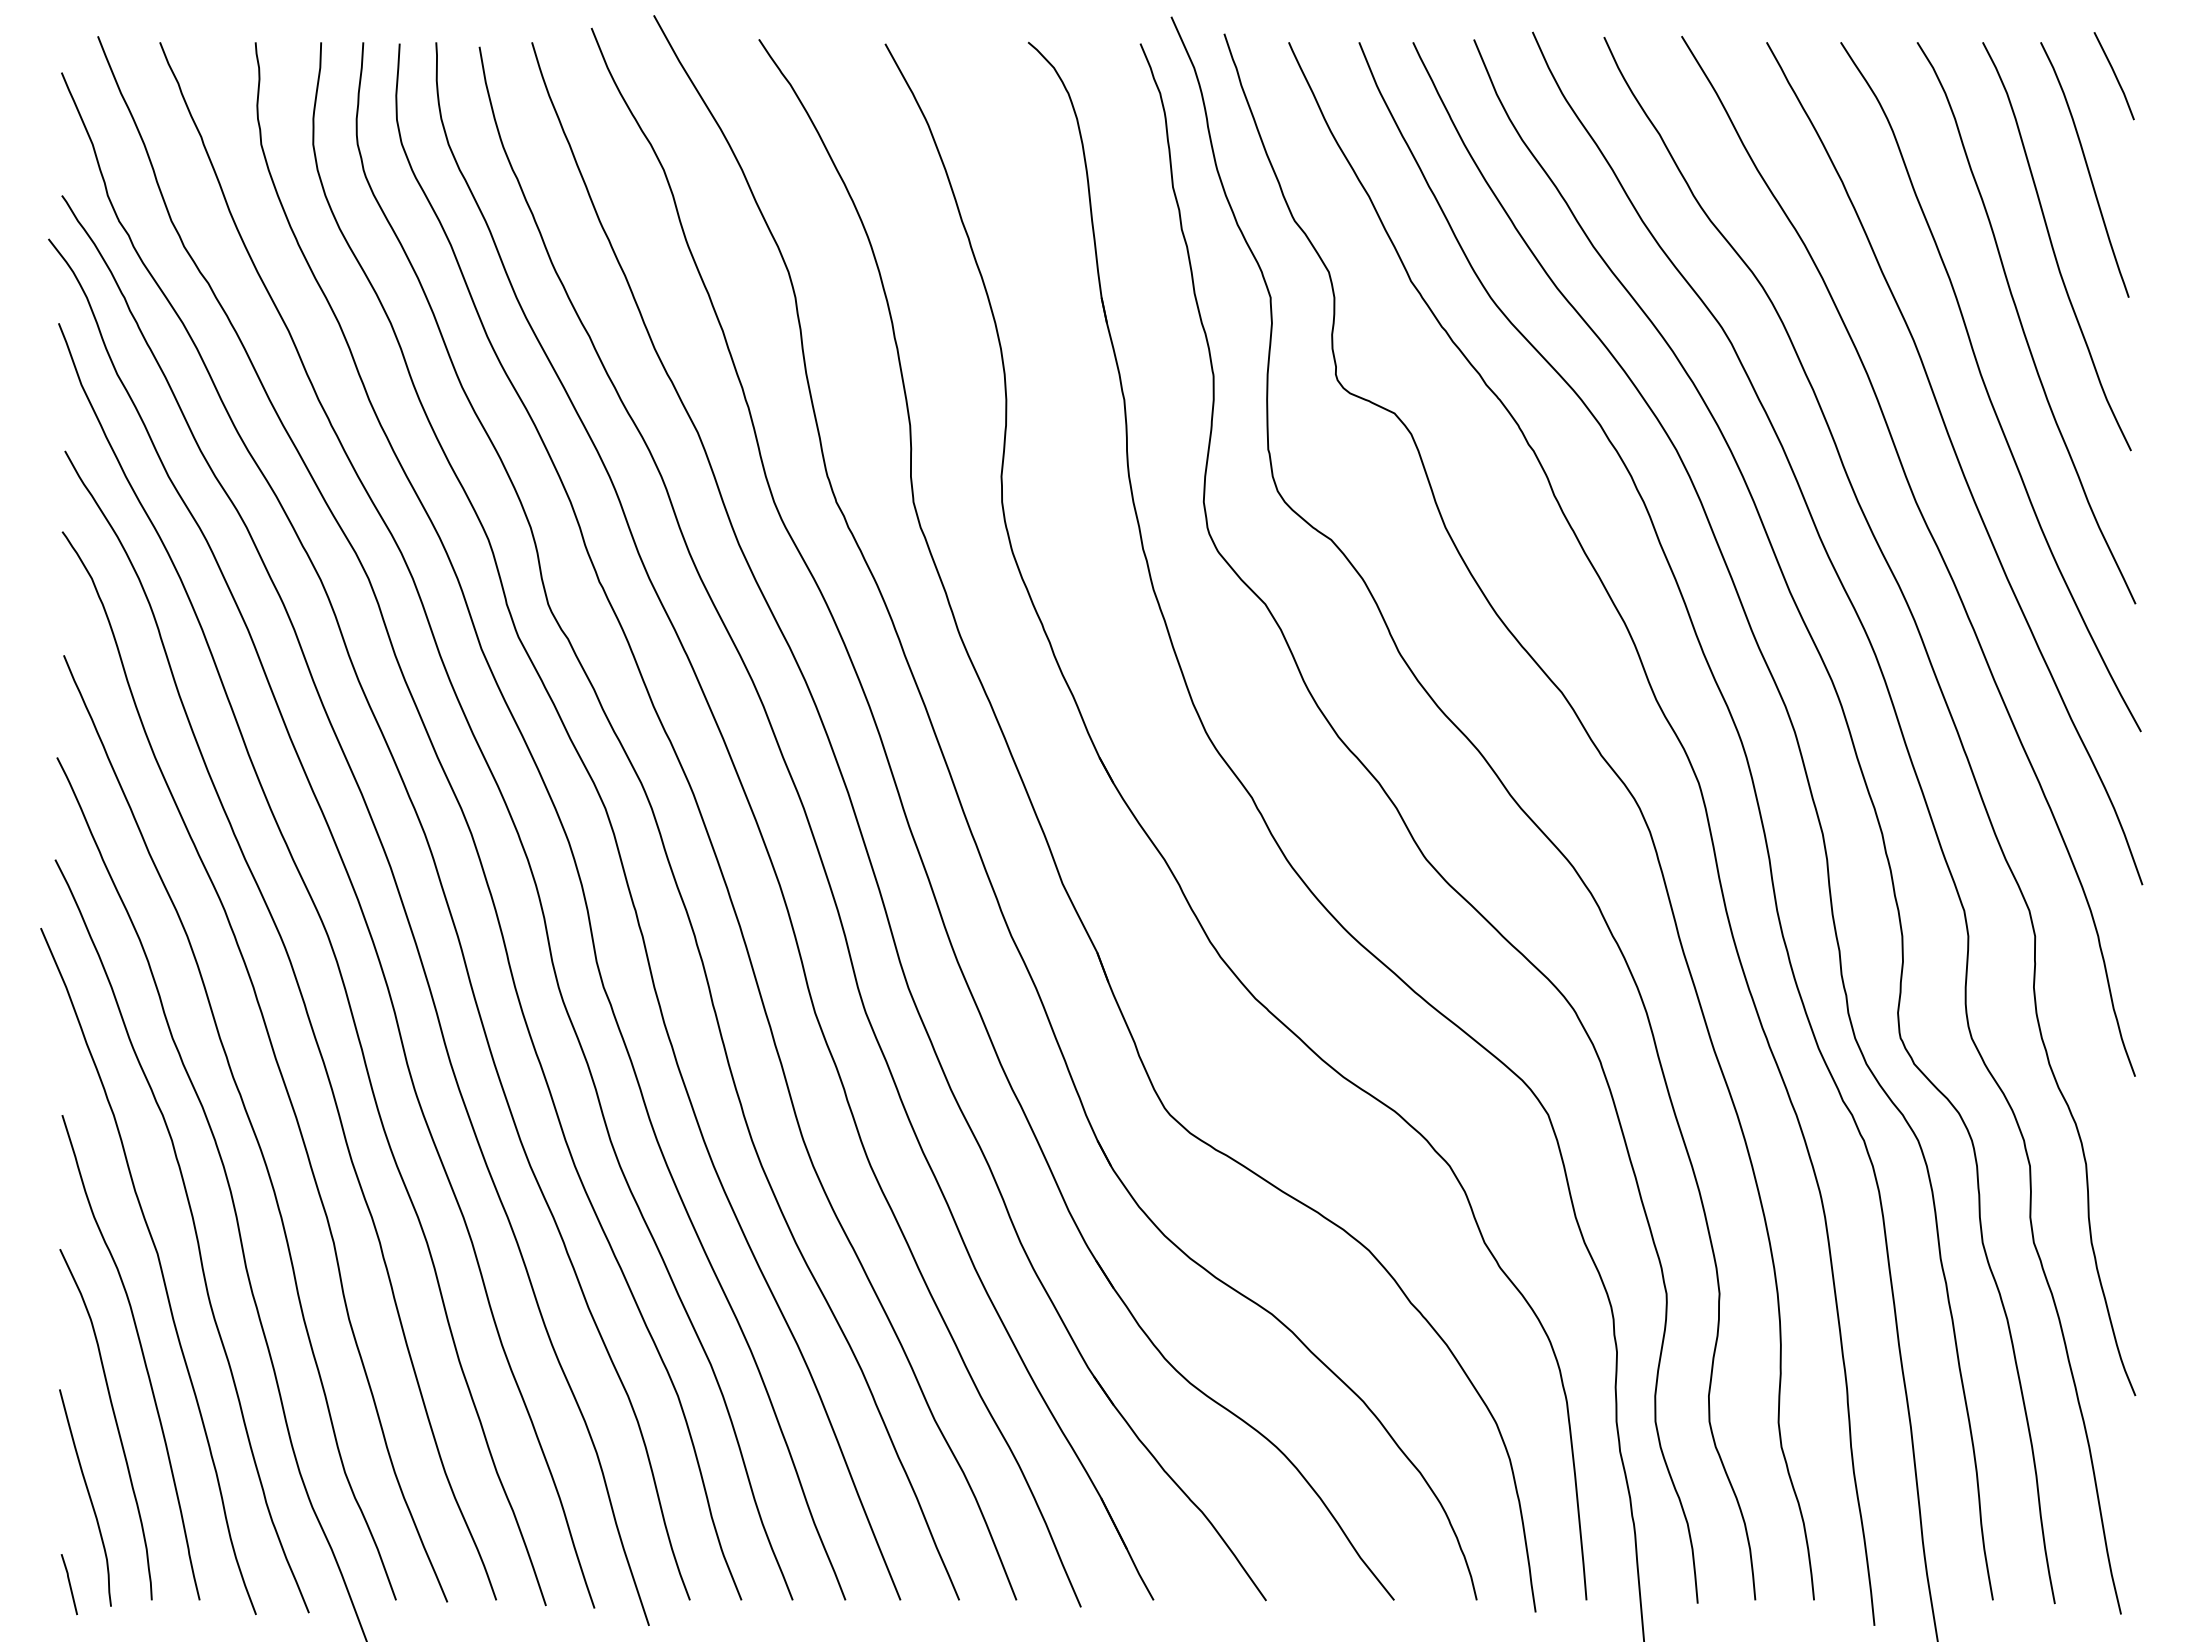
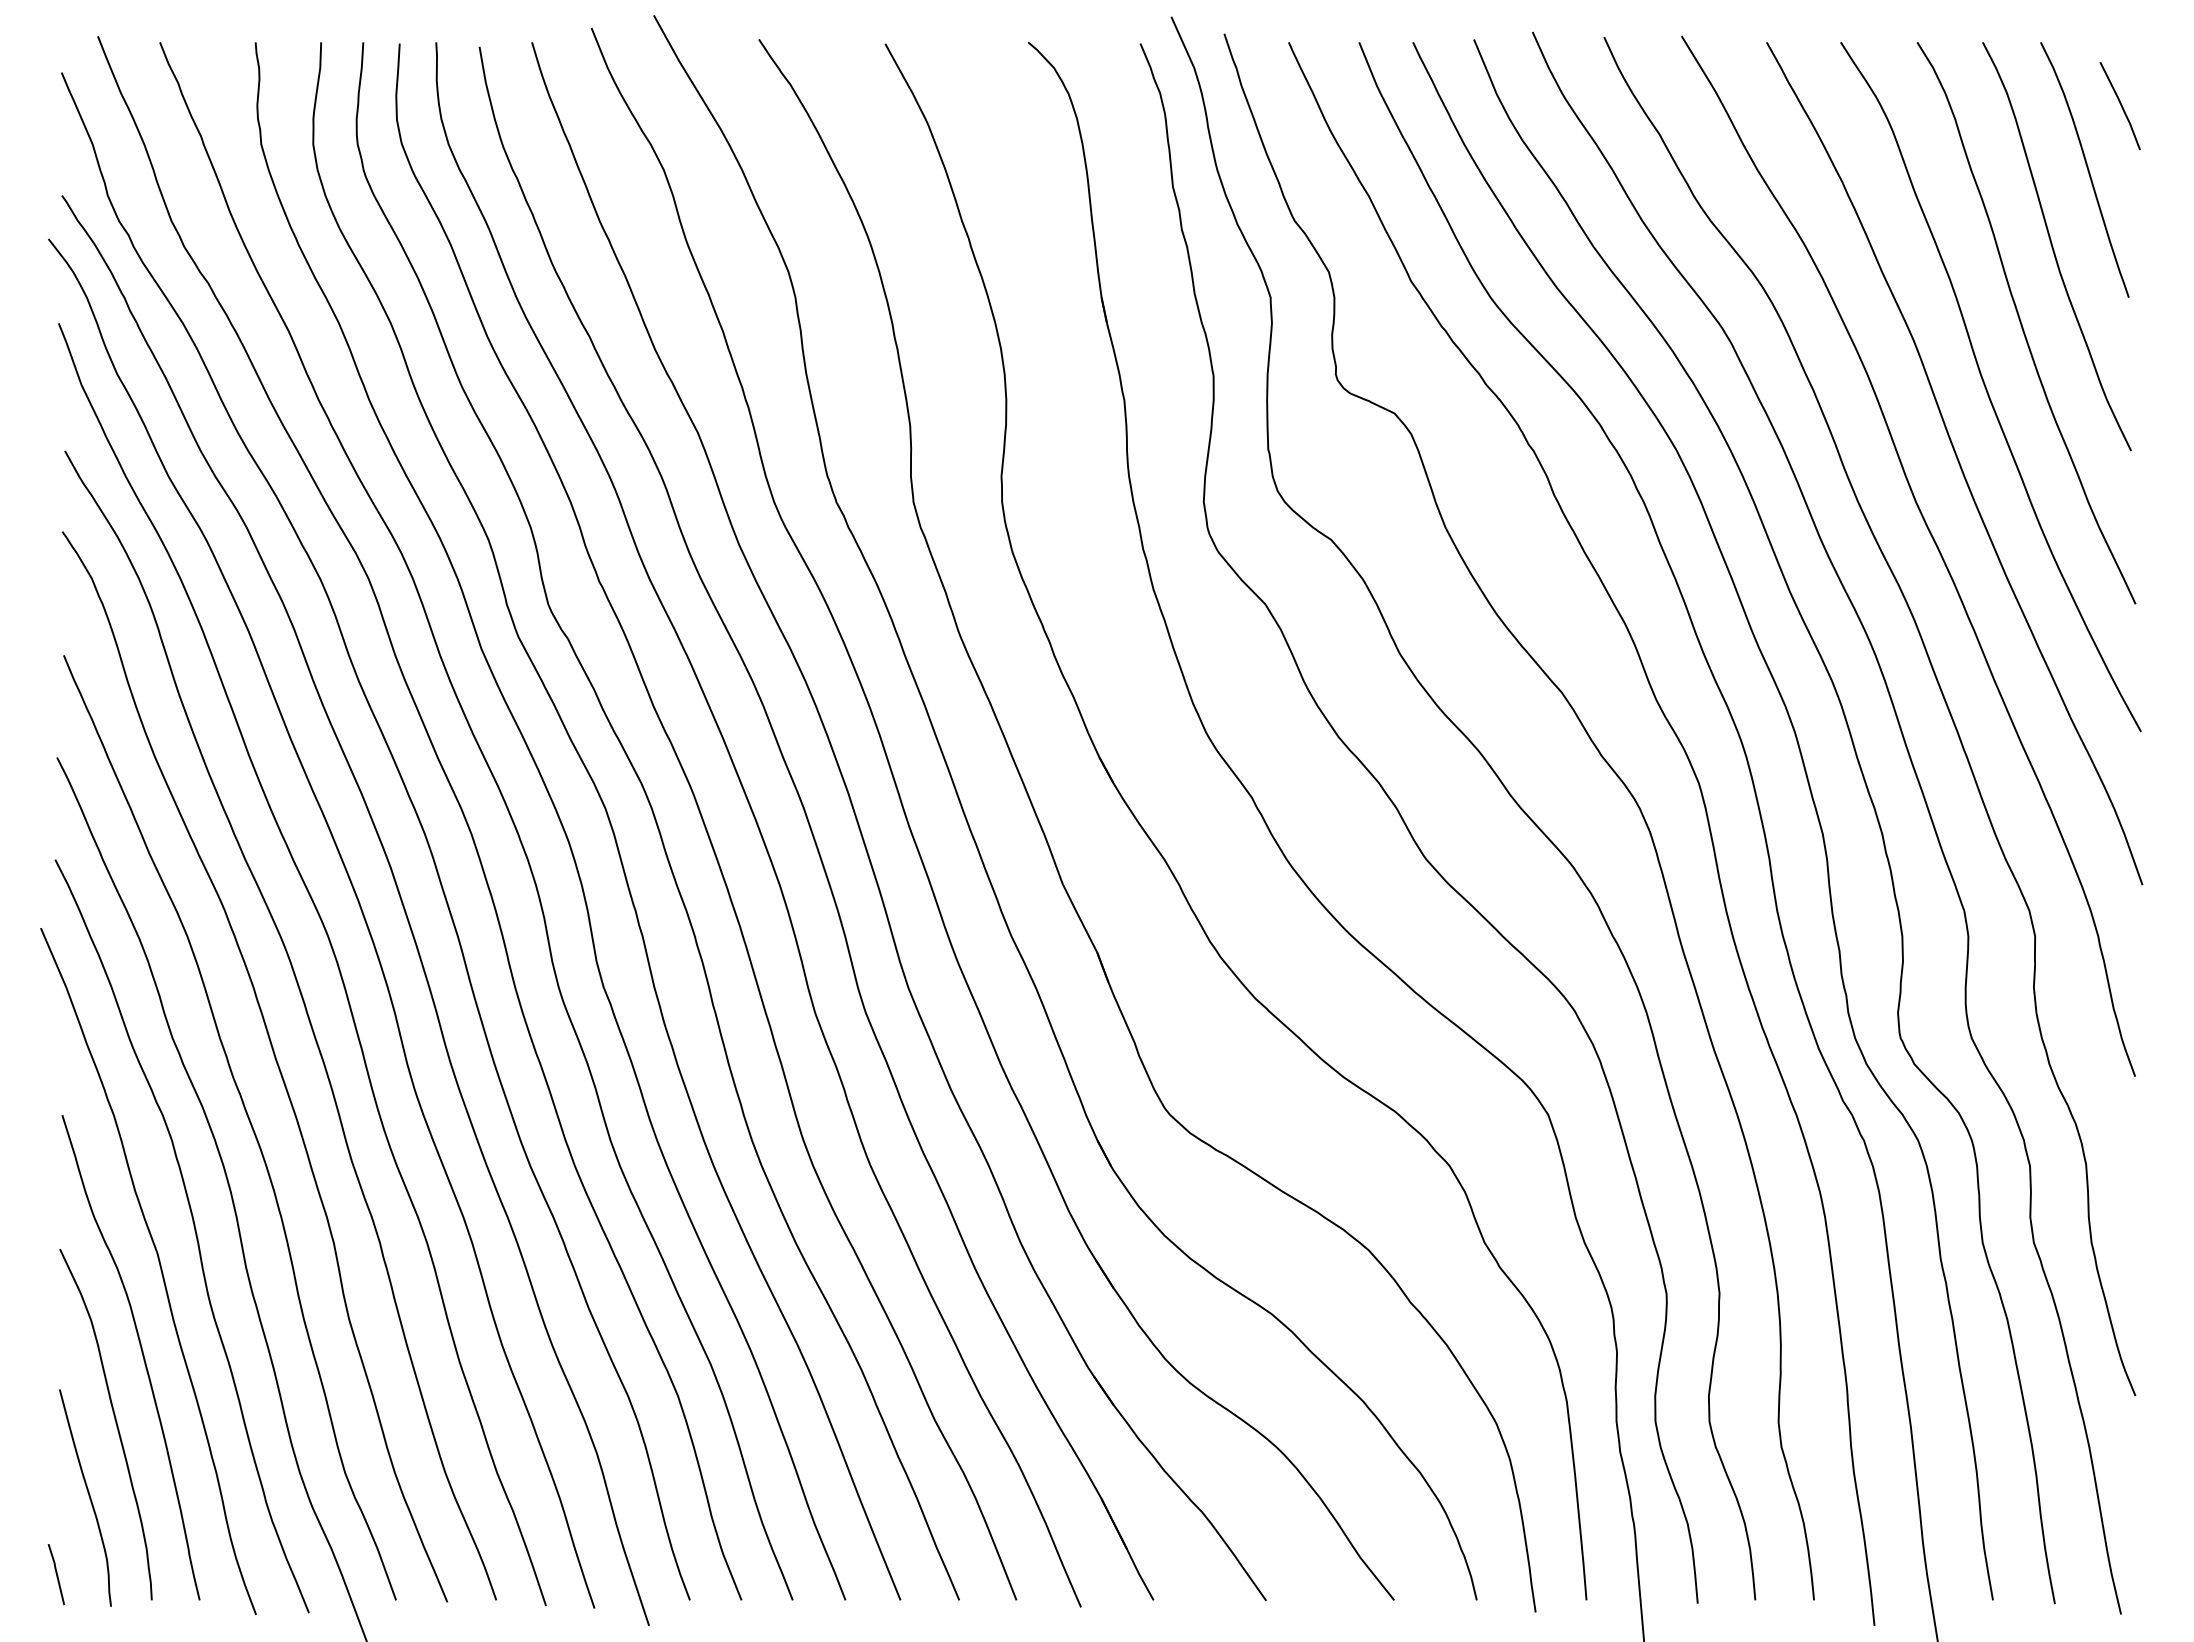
line position: (2114, 75) -> (2120, 105) (2120, 105)
line position: (68, 1583) -> (55, 1573) (55, 1573)
